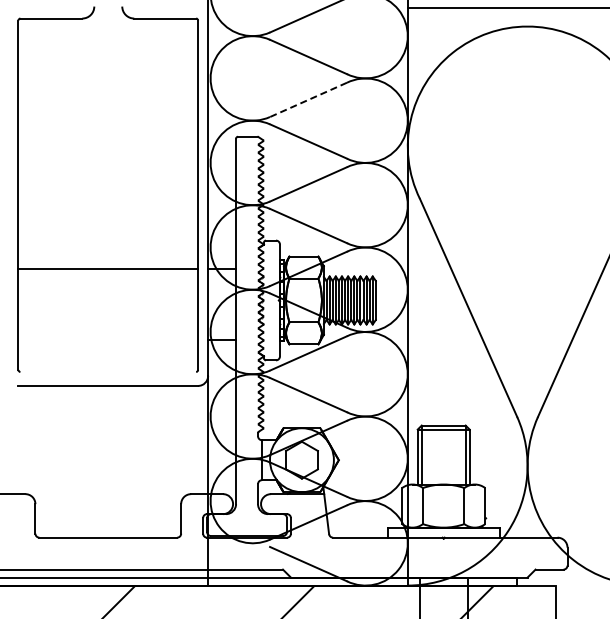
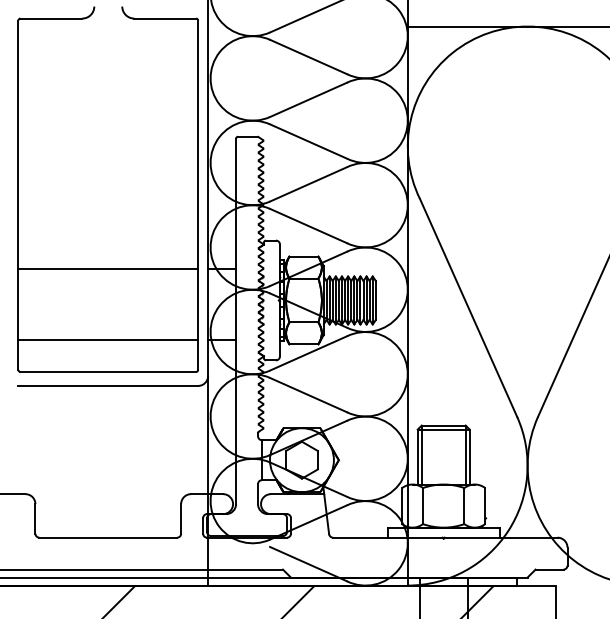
line position: (506, 7) -> (506, 26) (506, 26)
line: dashed -> solid (308, 100)
line: none -> present (108, 340)
line: none -> present (108, 371)
